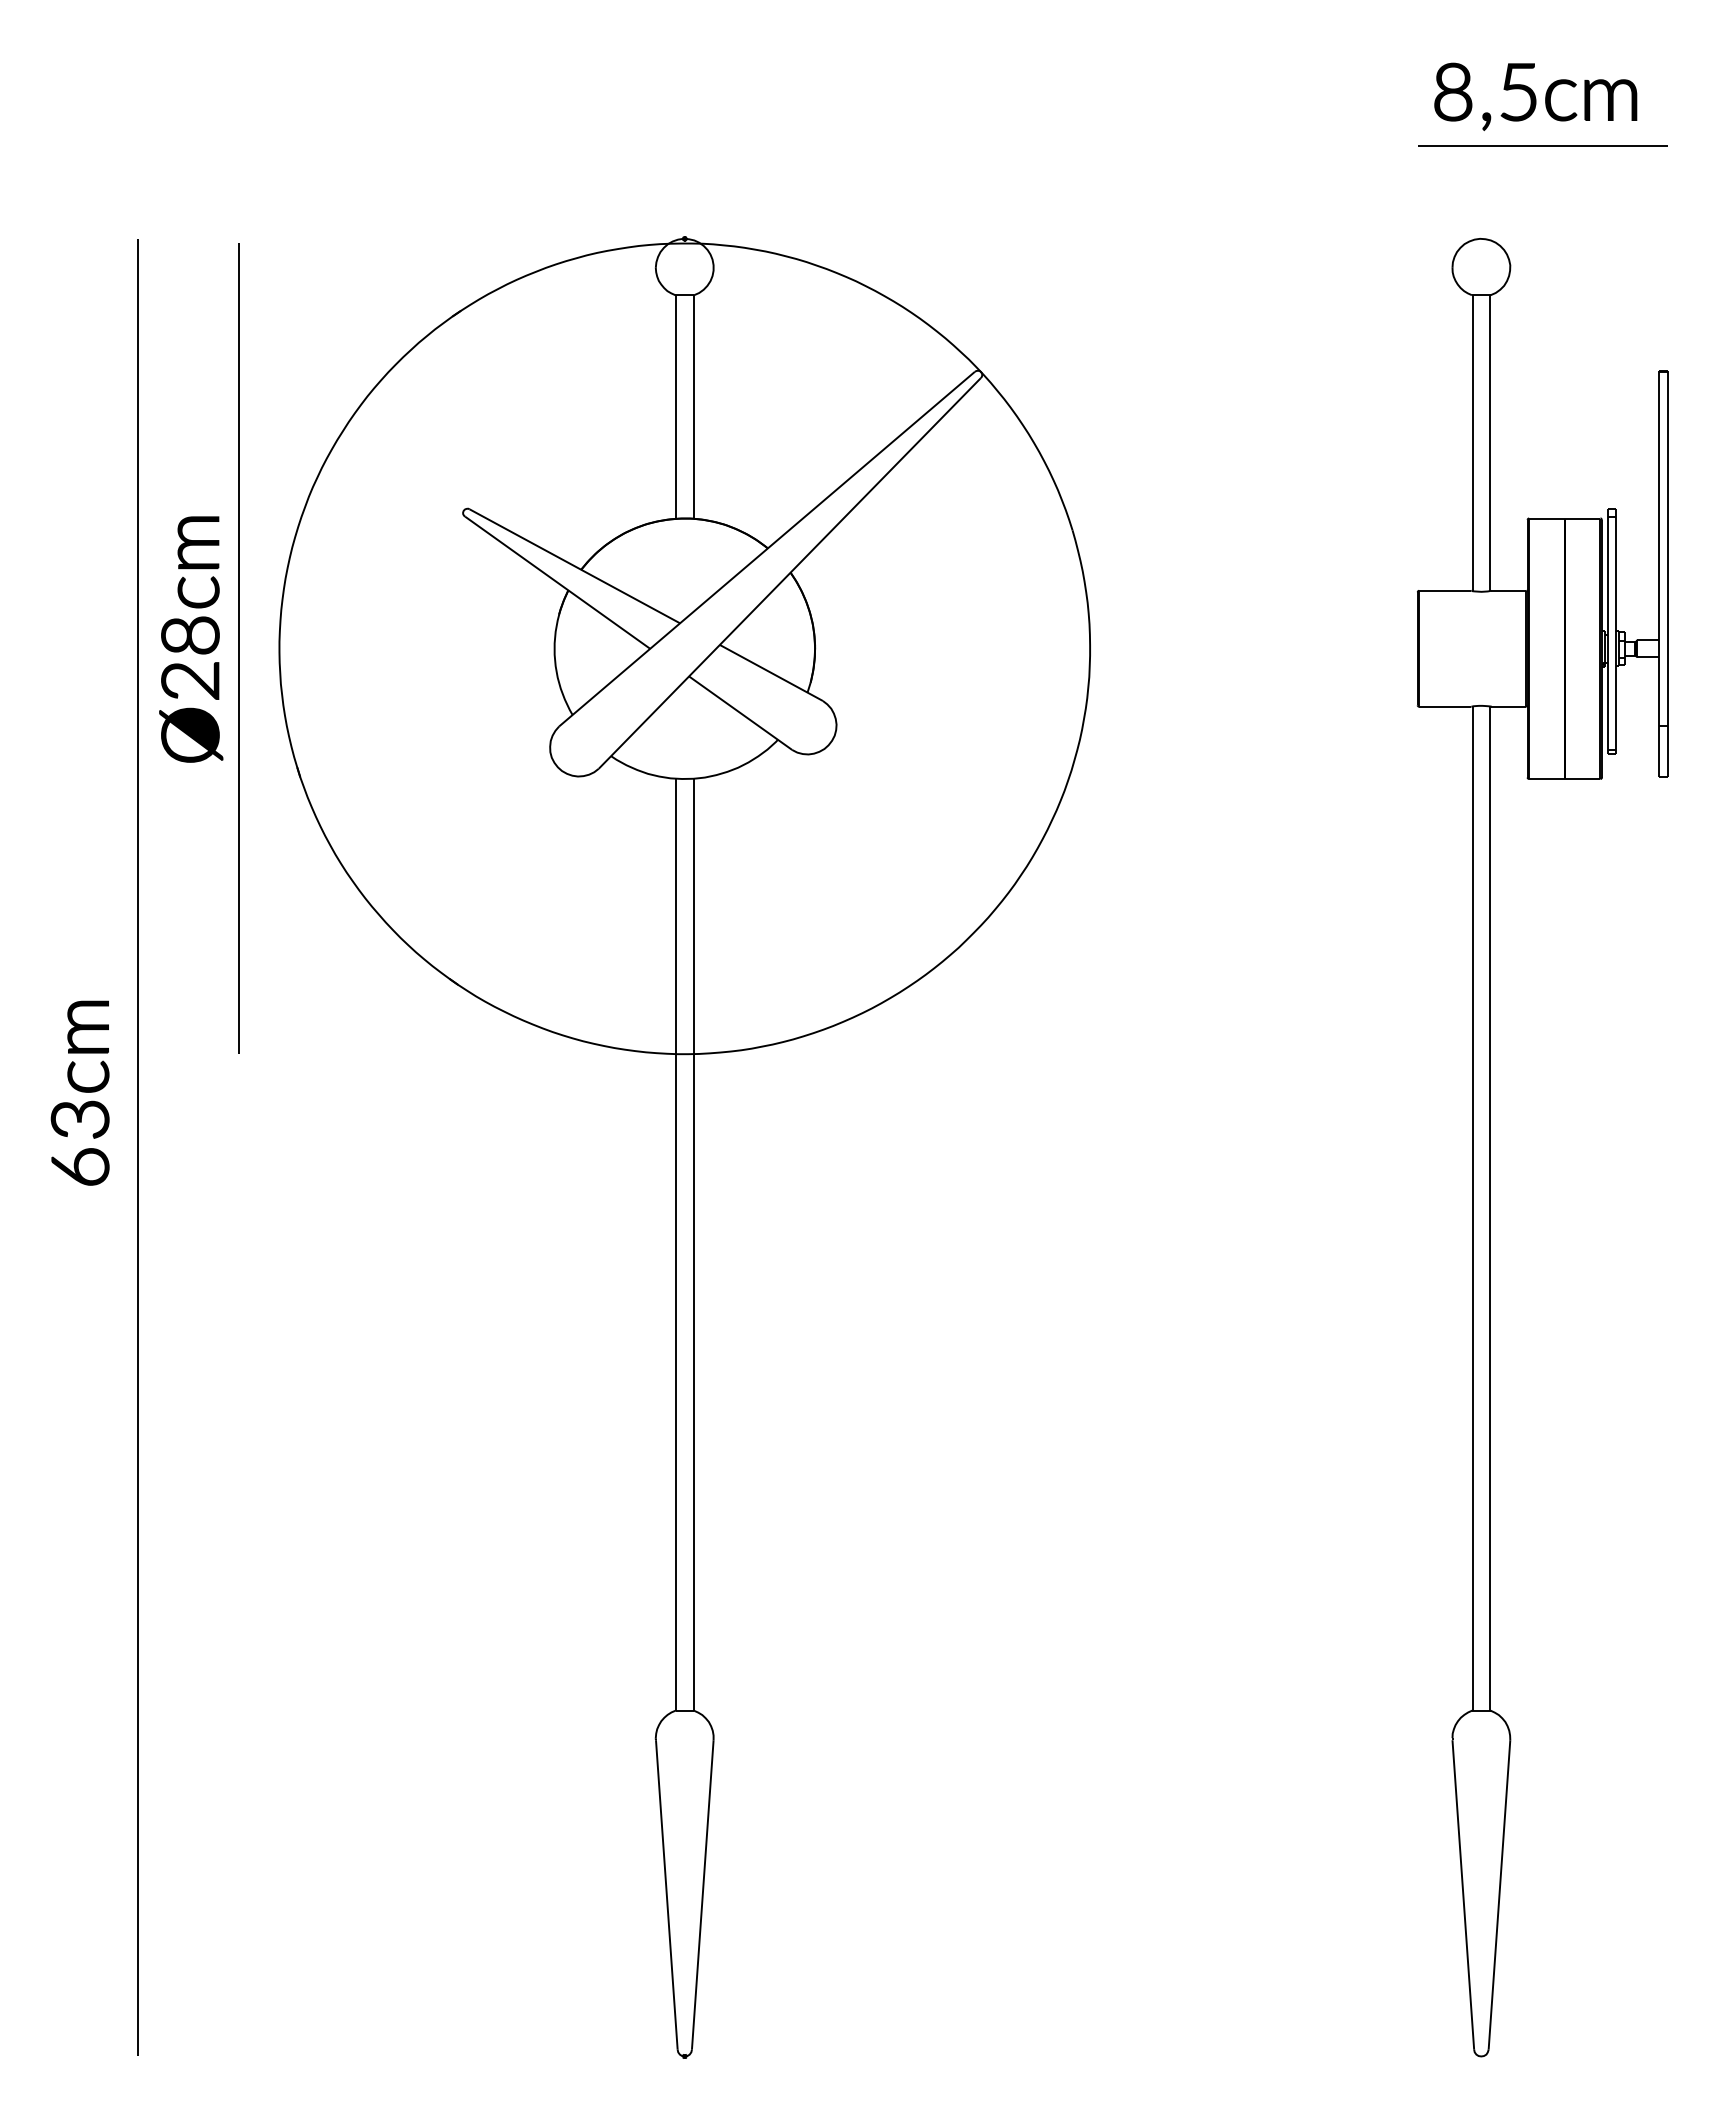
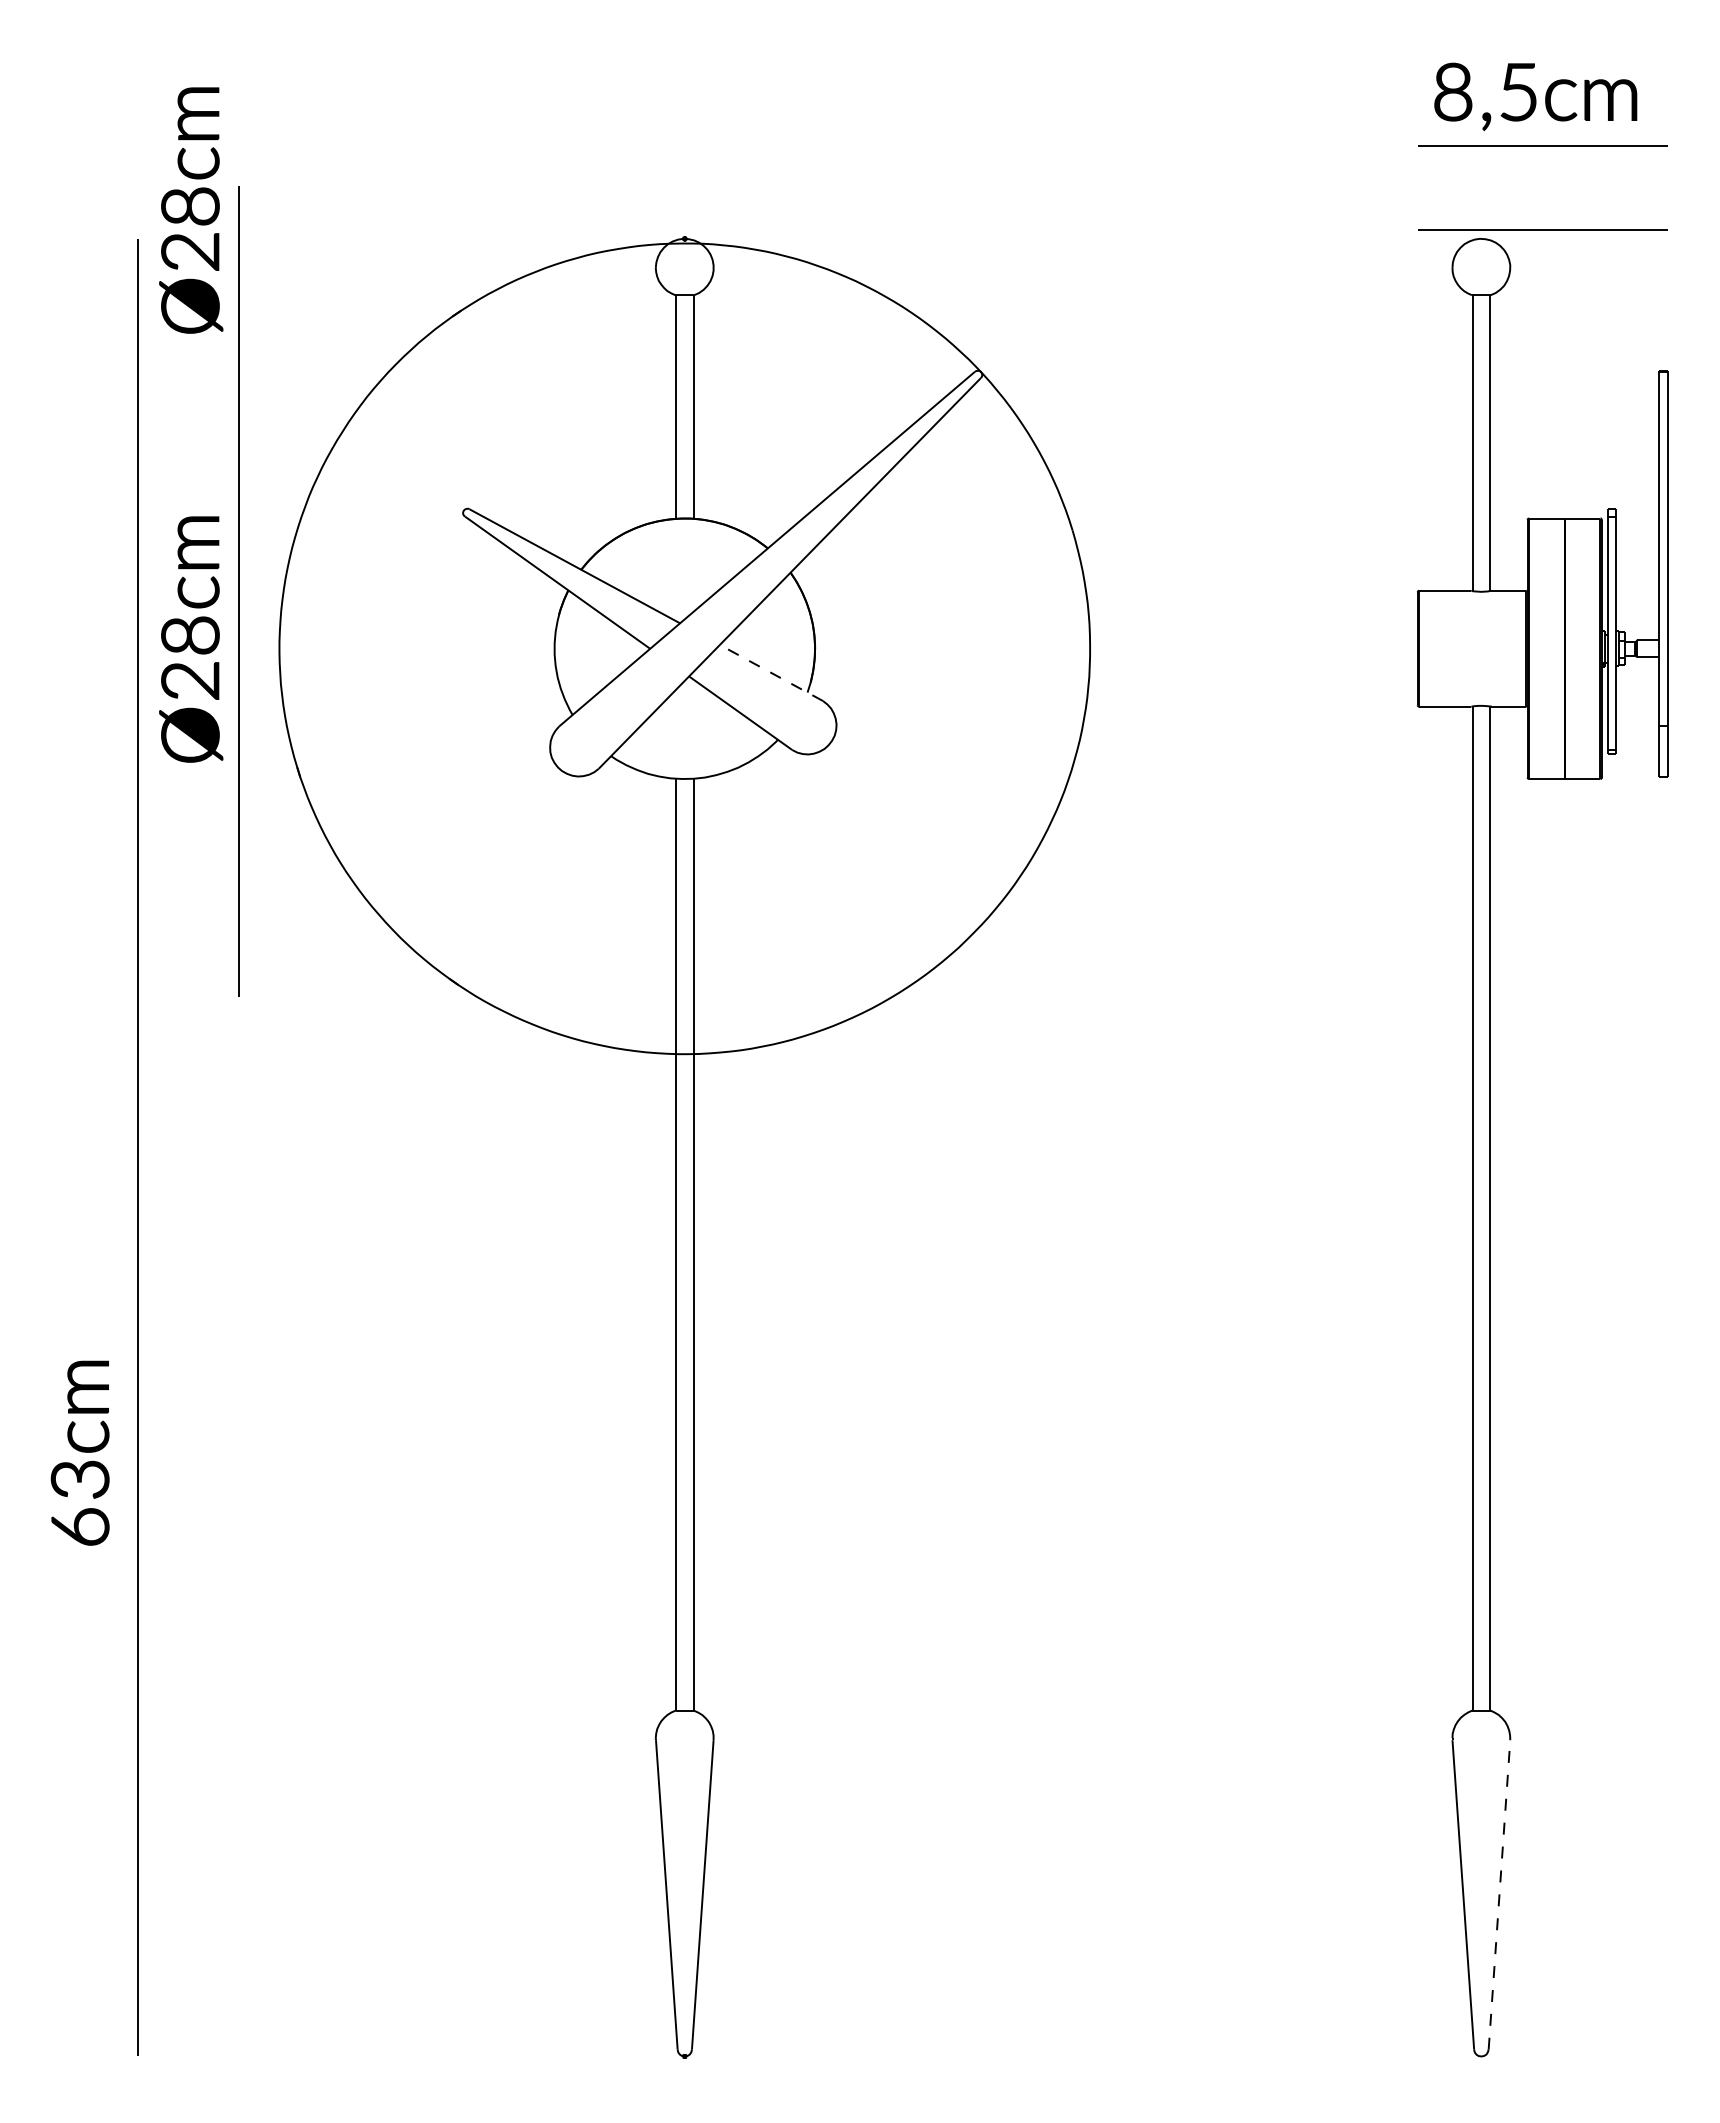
part: none -> present (191, 210)
line: none -> present (1542, 229)
line position: (238, 648) -> (238, 591) (238, 591)
line: solid -> dashed (771, 672)
part position: (79, 1092) -> (79, 1452) (79, 1452)
line: solid -> dashed (1499, 1894)
